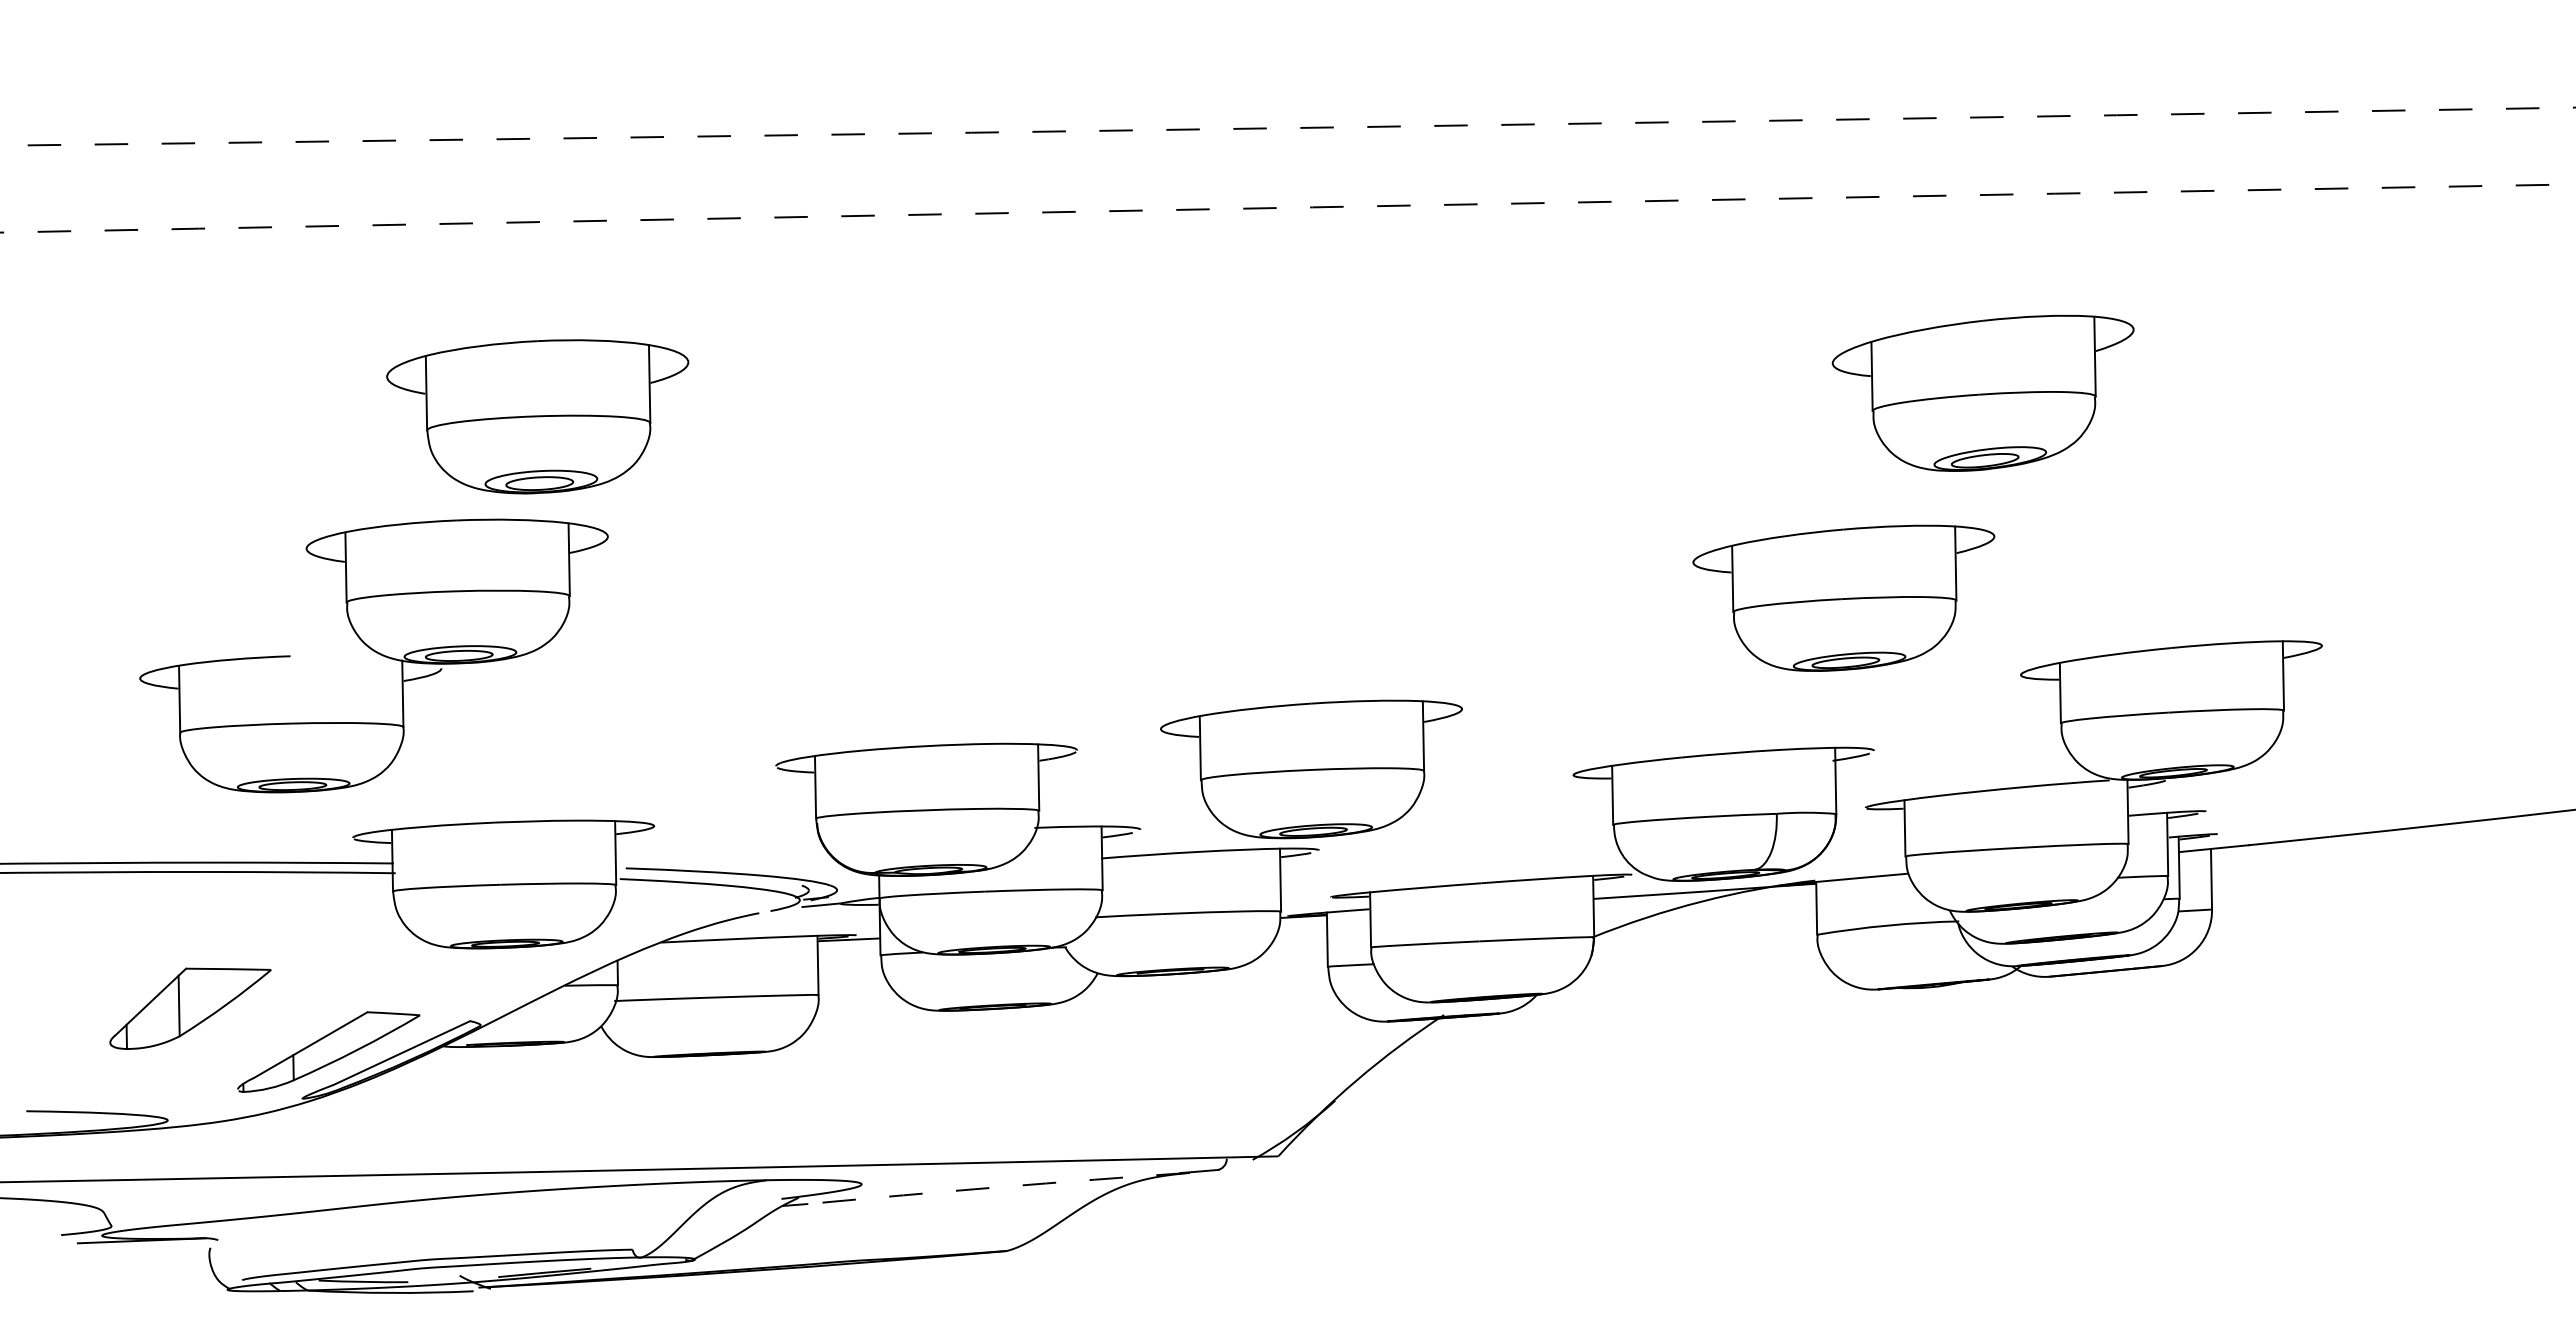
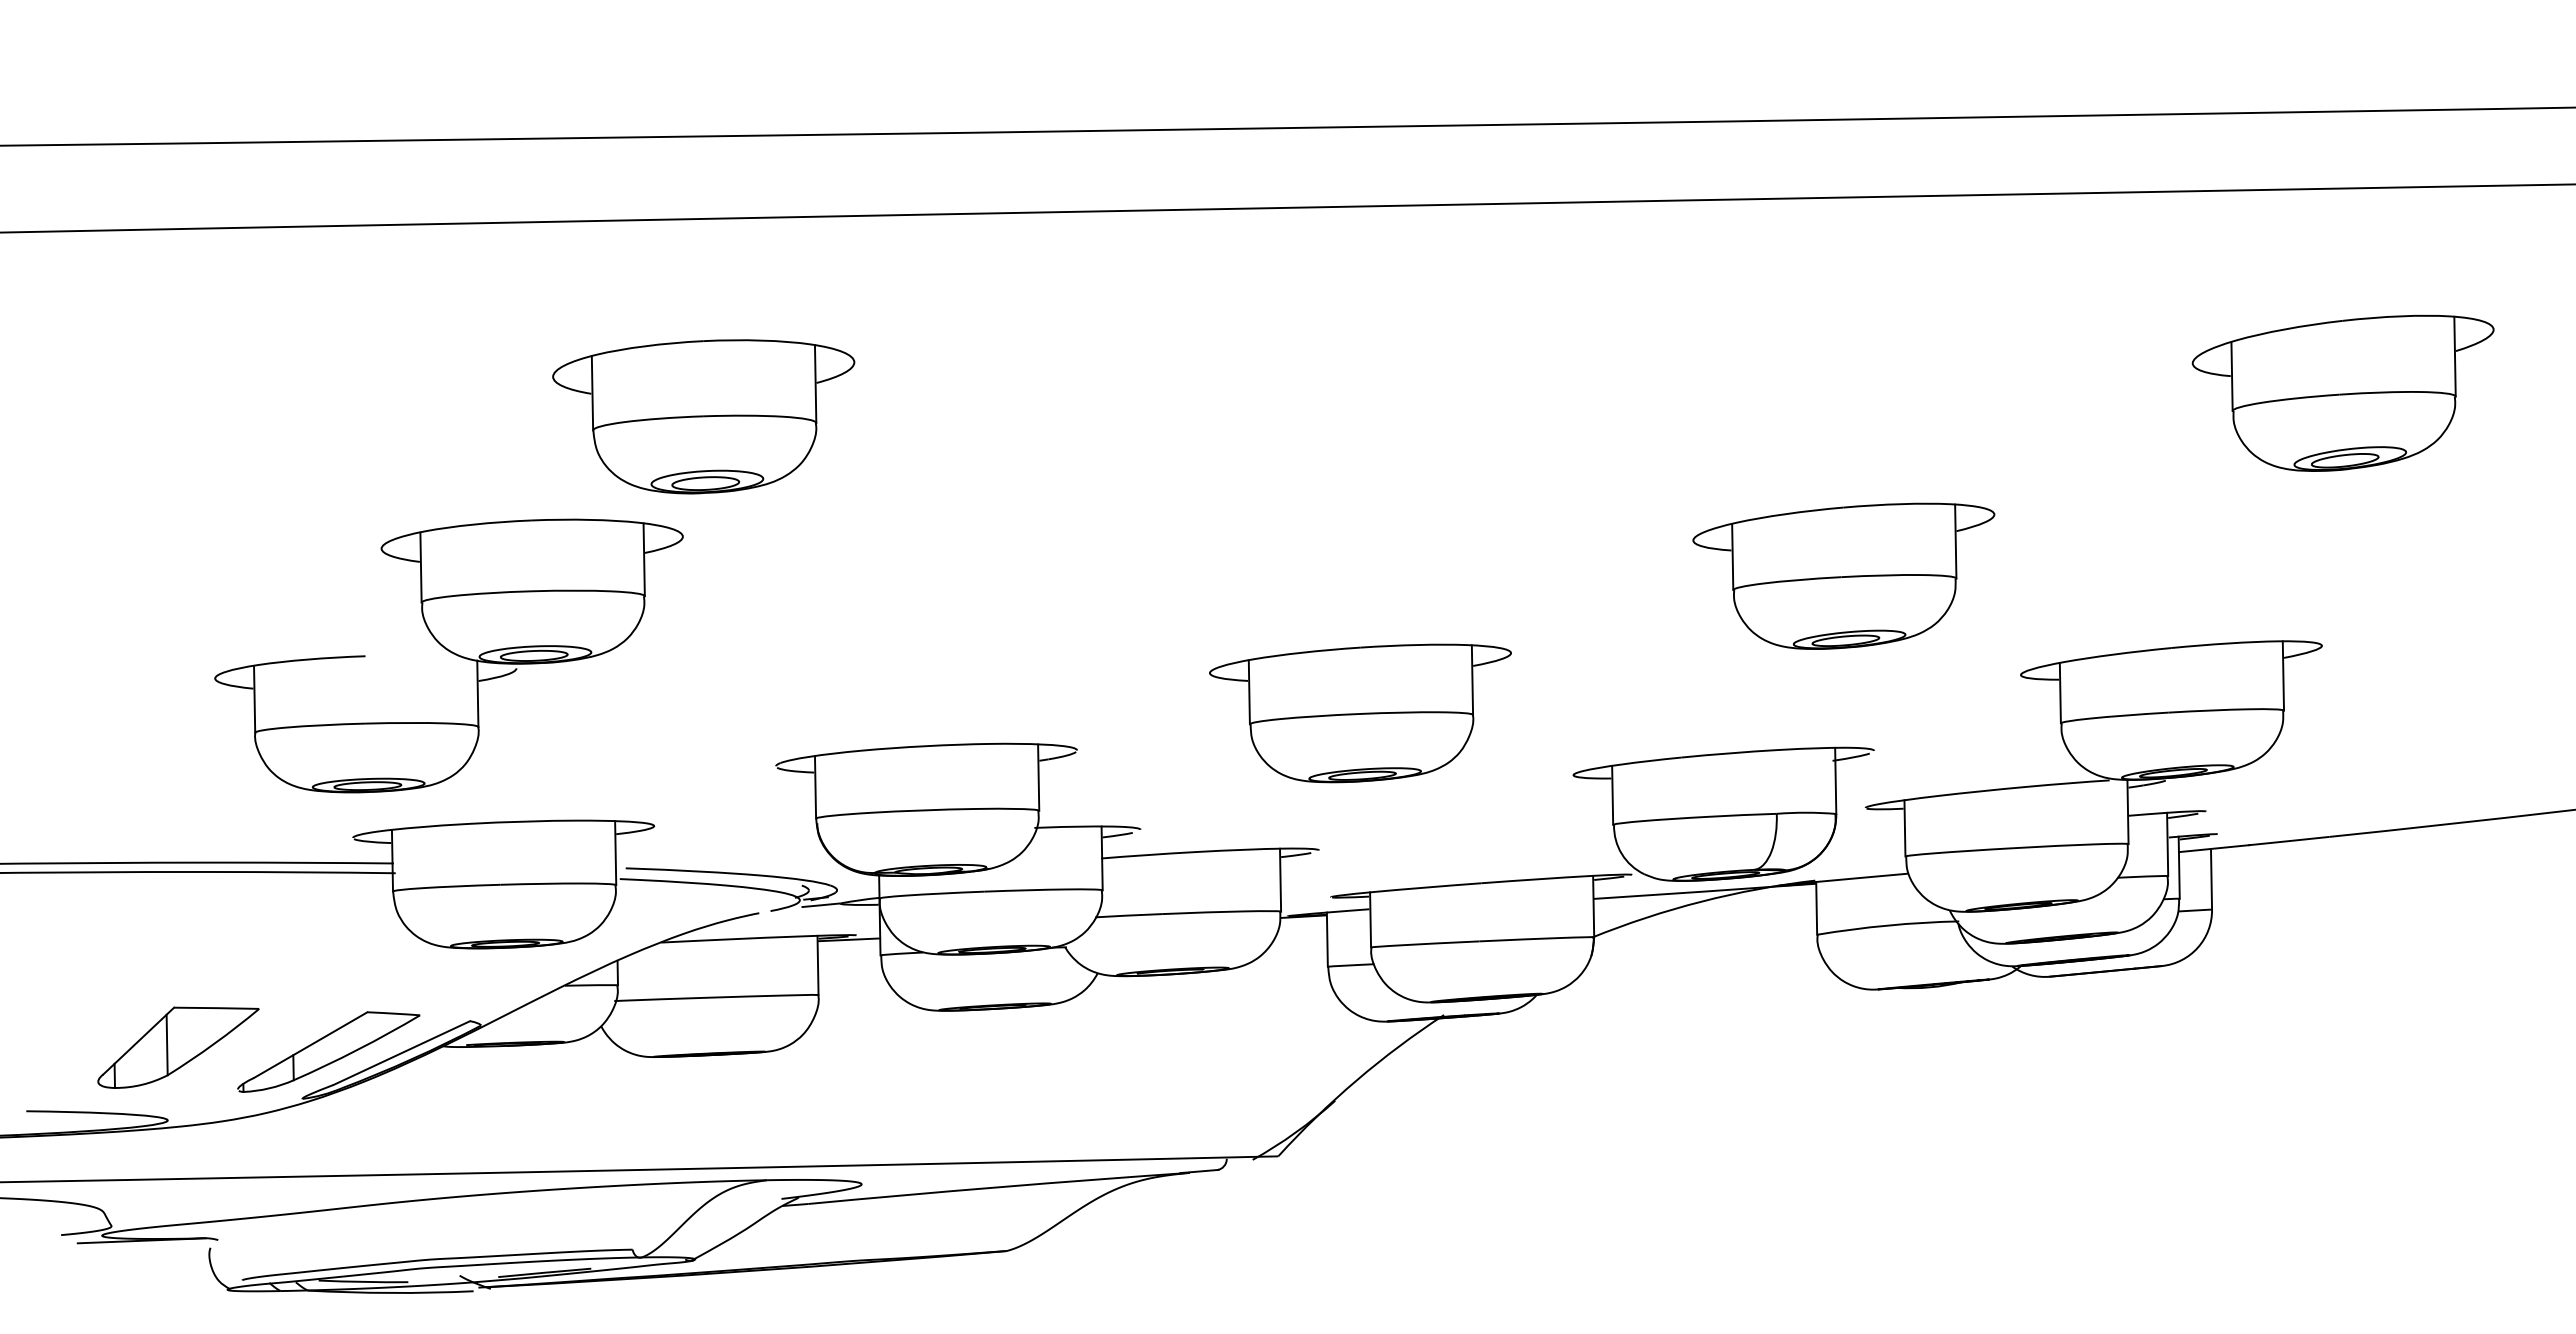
arc: dashed -> solid (1288, 128)
arc: dashed -> solid (1288, 207)
part position: (1982, 392) -> (2342, 392) (2342, 392)
part position: (537, 416) -> (703, 416) (703, 416)
part position: (1843, 597) -> (1843, 575) (1843, 575)
part position: (373, 655) -> (448, 655) (448, 655)
part position: (1311, 769) -> (1360, 713) (1360, 713)
part position: (190, 1008) -> (178, 1047) (178, 1047)
arc: dashed -> solid (998, 1187)
